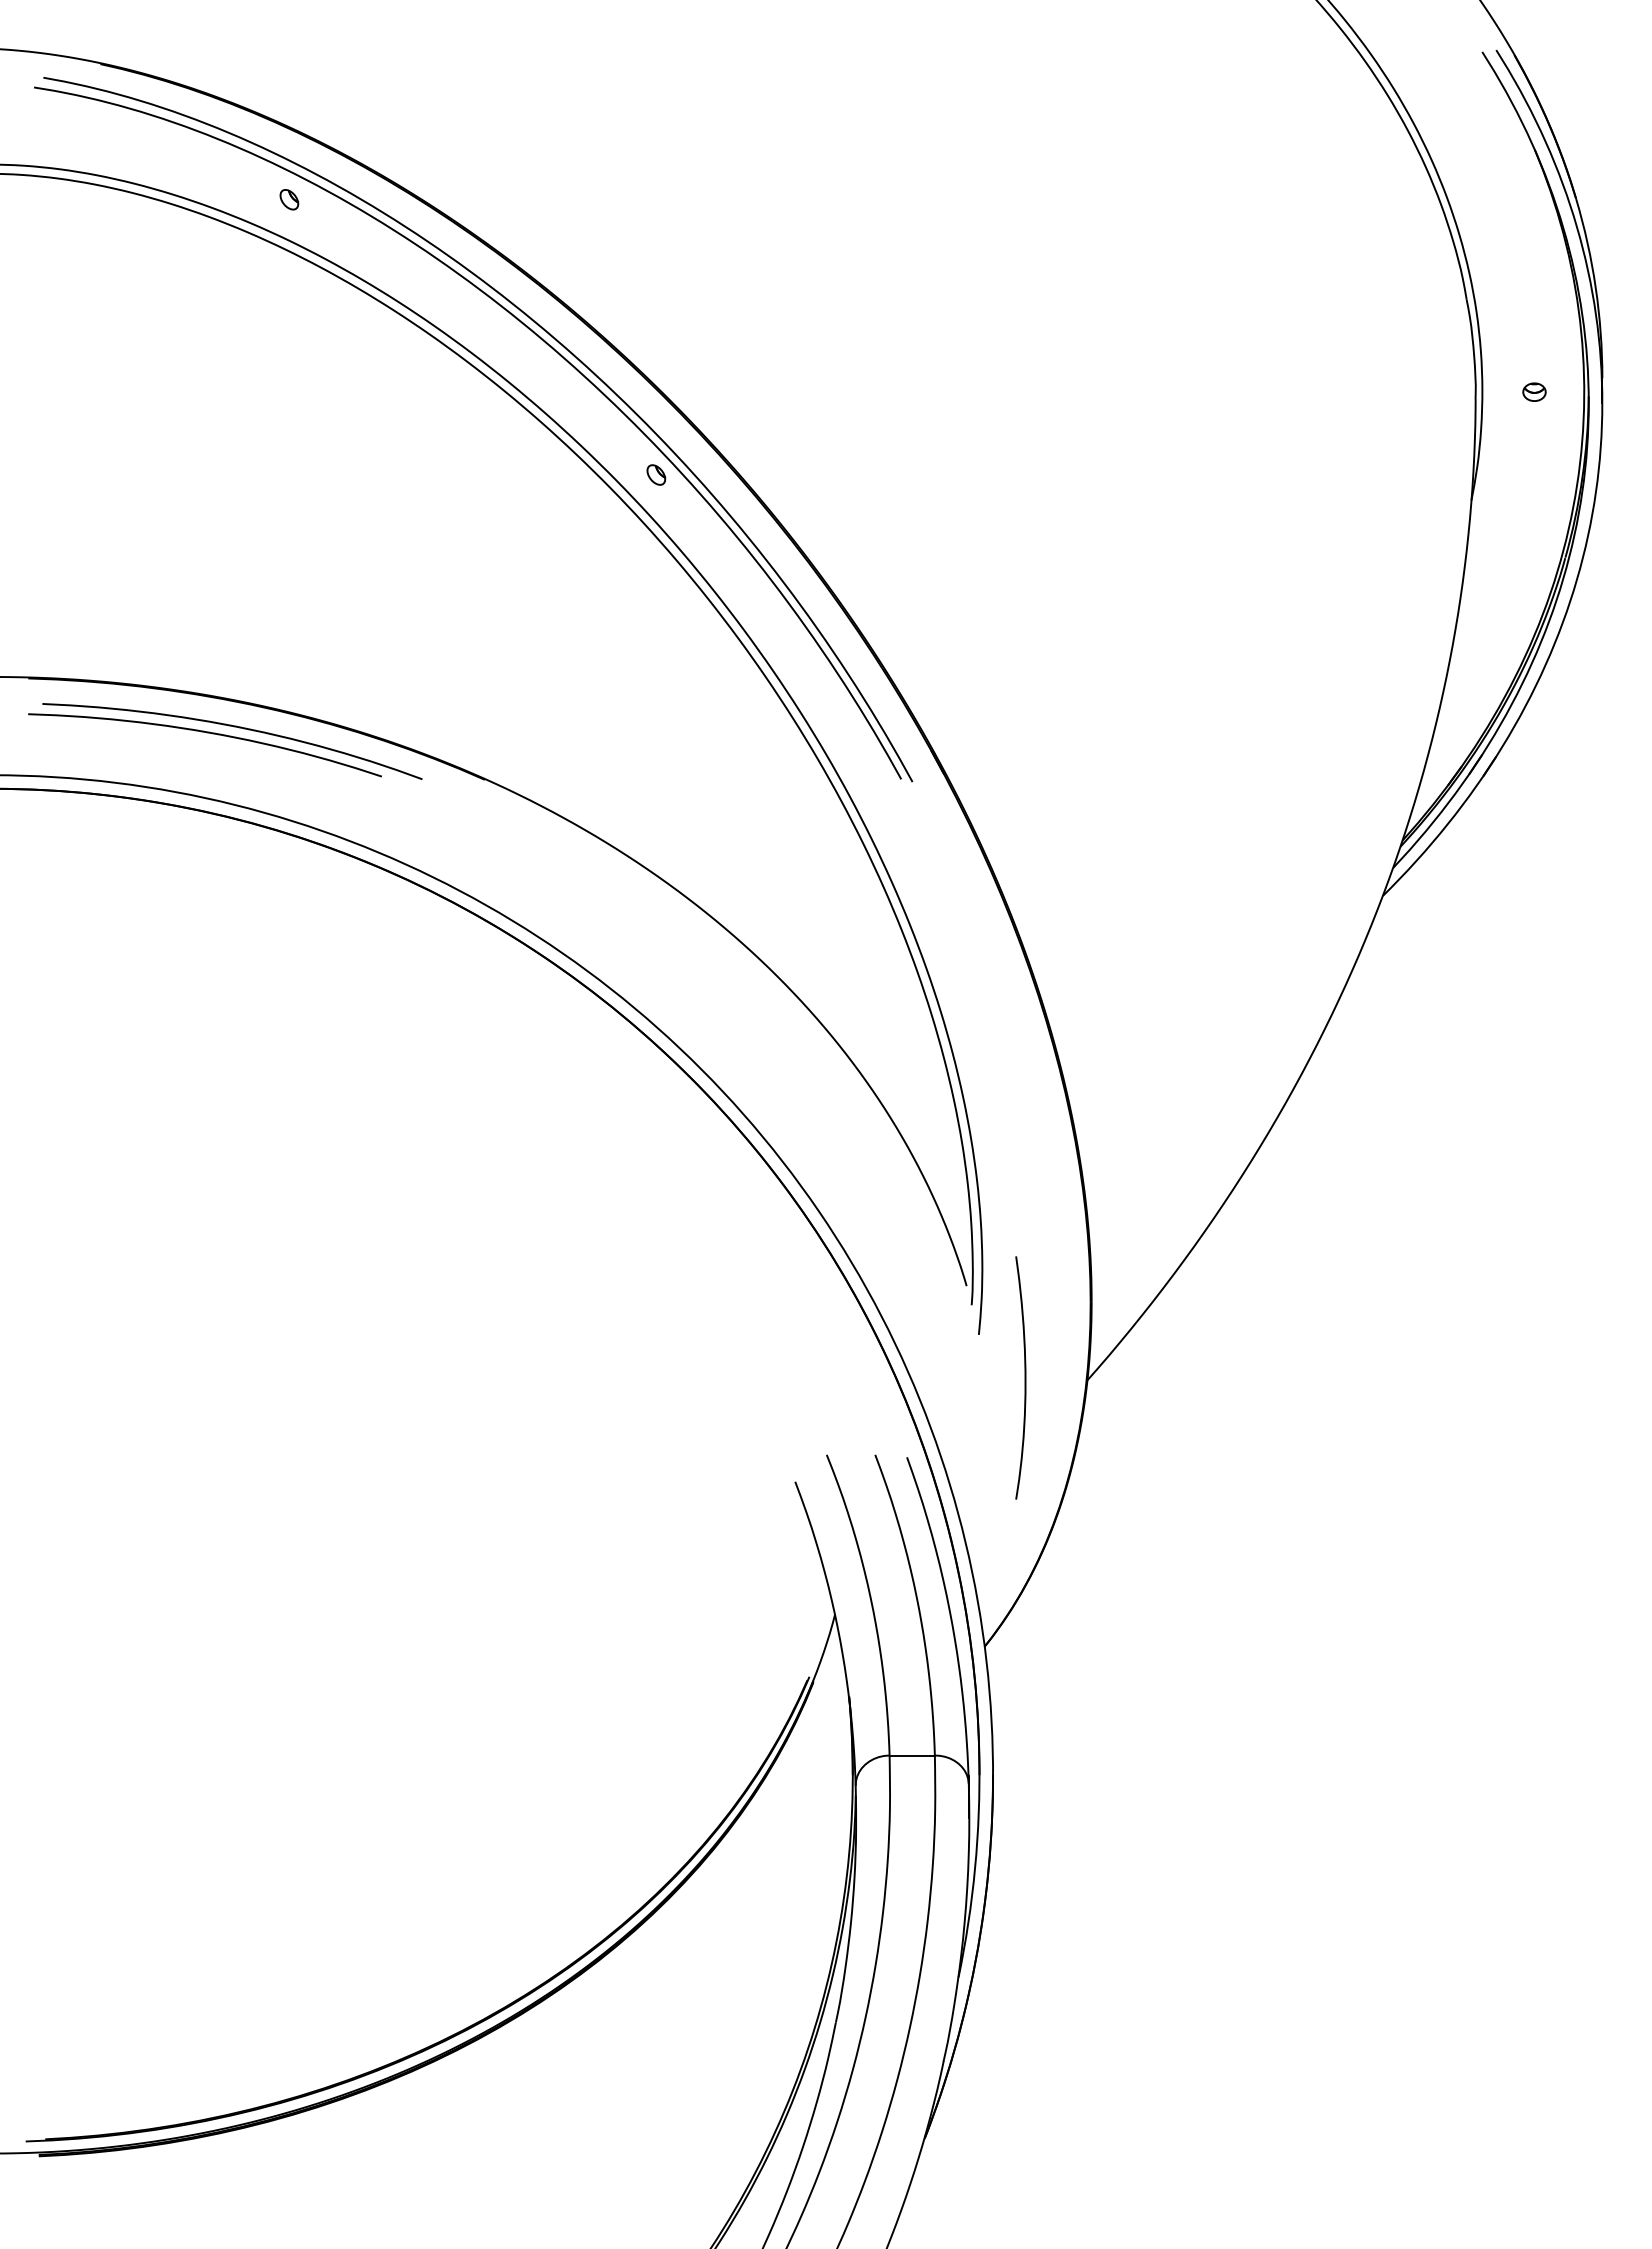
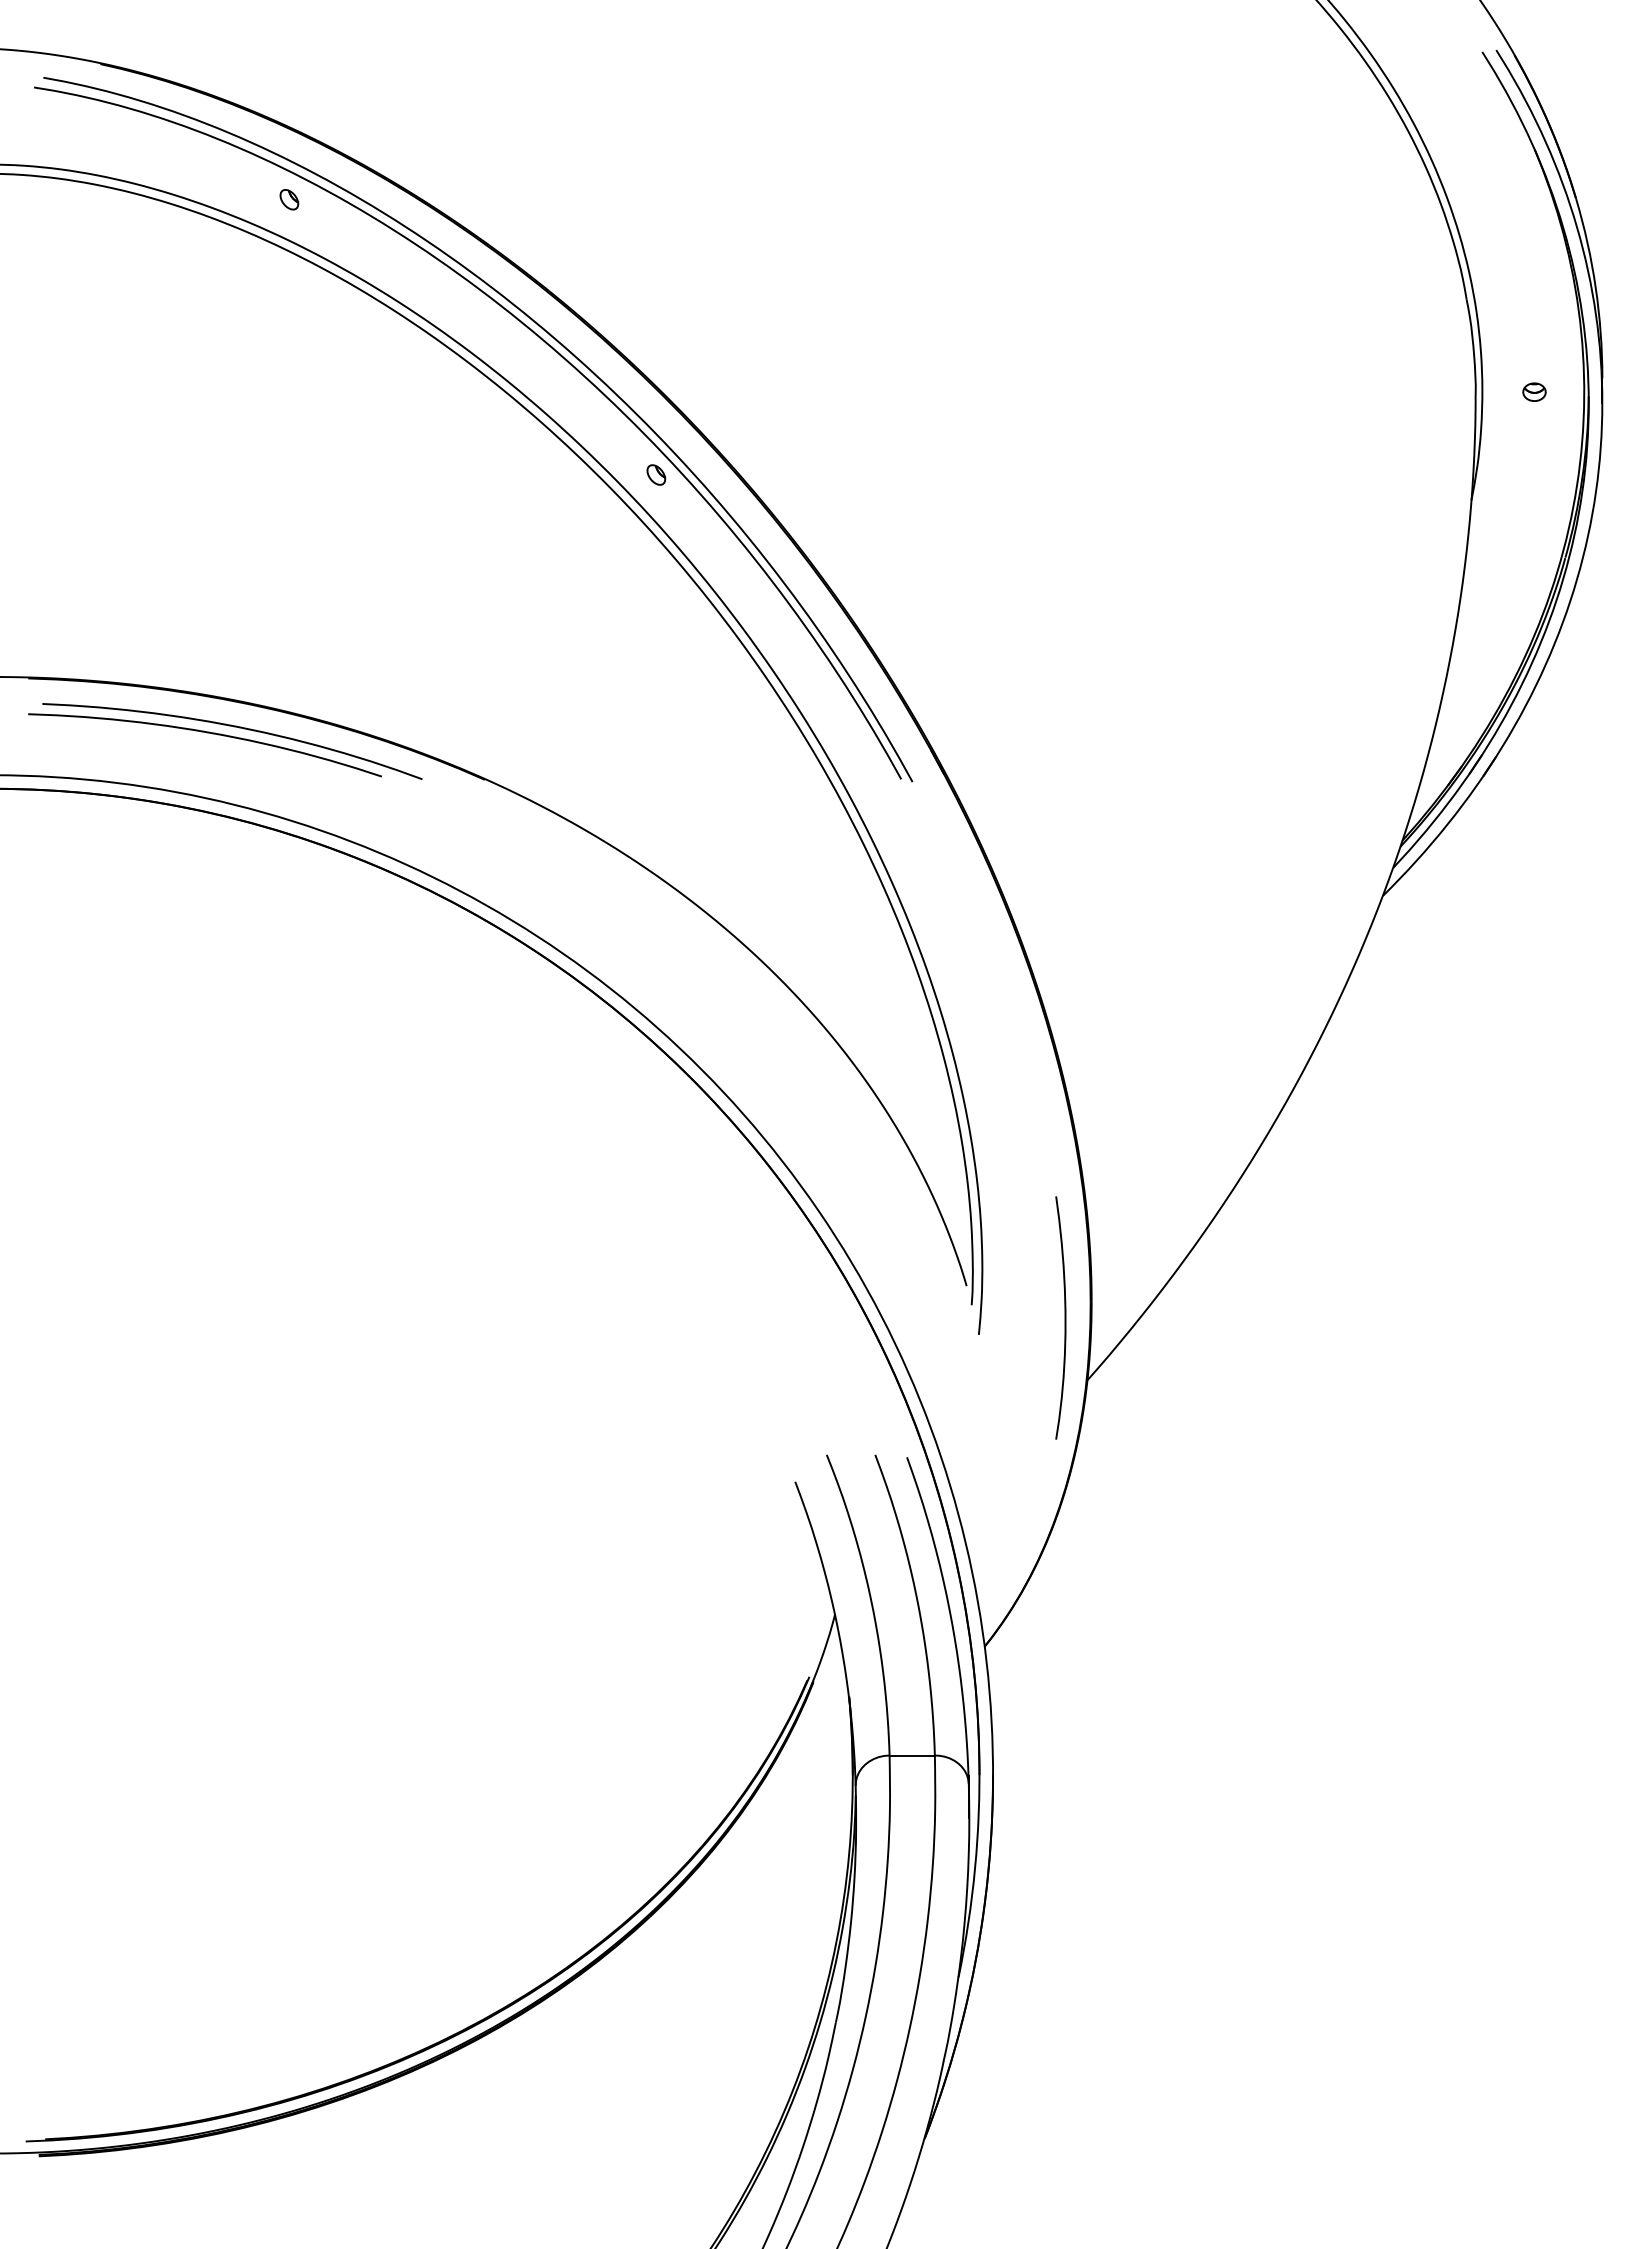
curve position: (1024, 1377) -> (1064, 1317) (1064, 1317)
